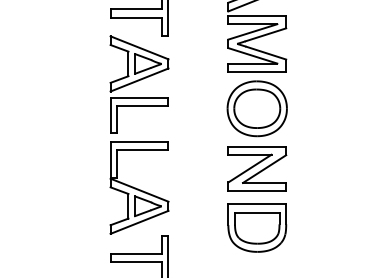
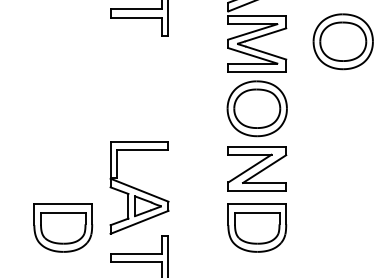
part: none -> present (342, 41)
part: present -> none (139, 84)
part: none -> present (63, 227)
